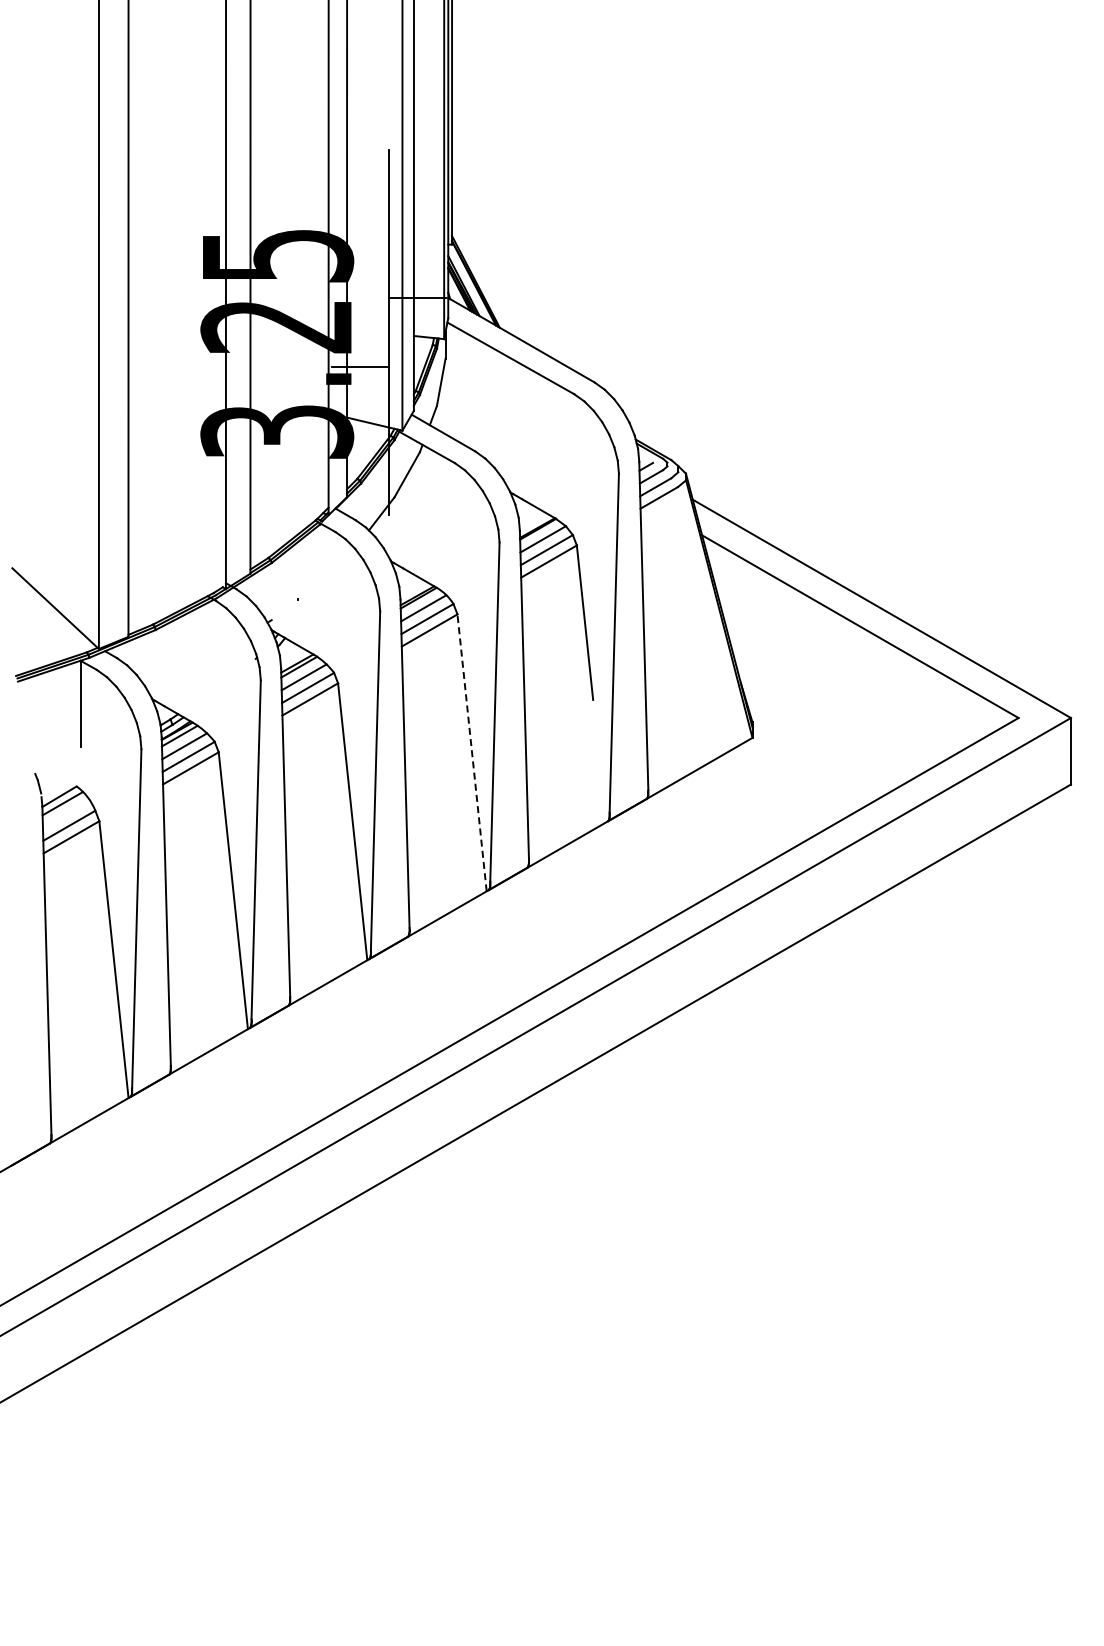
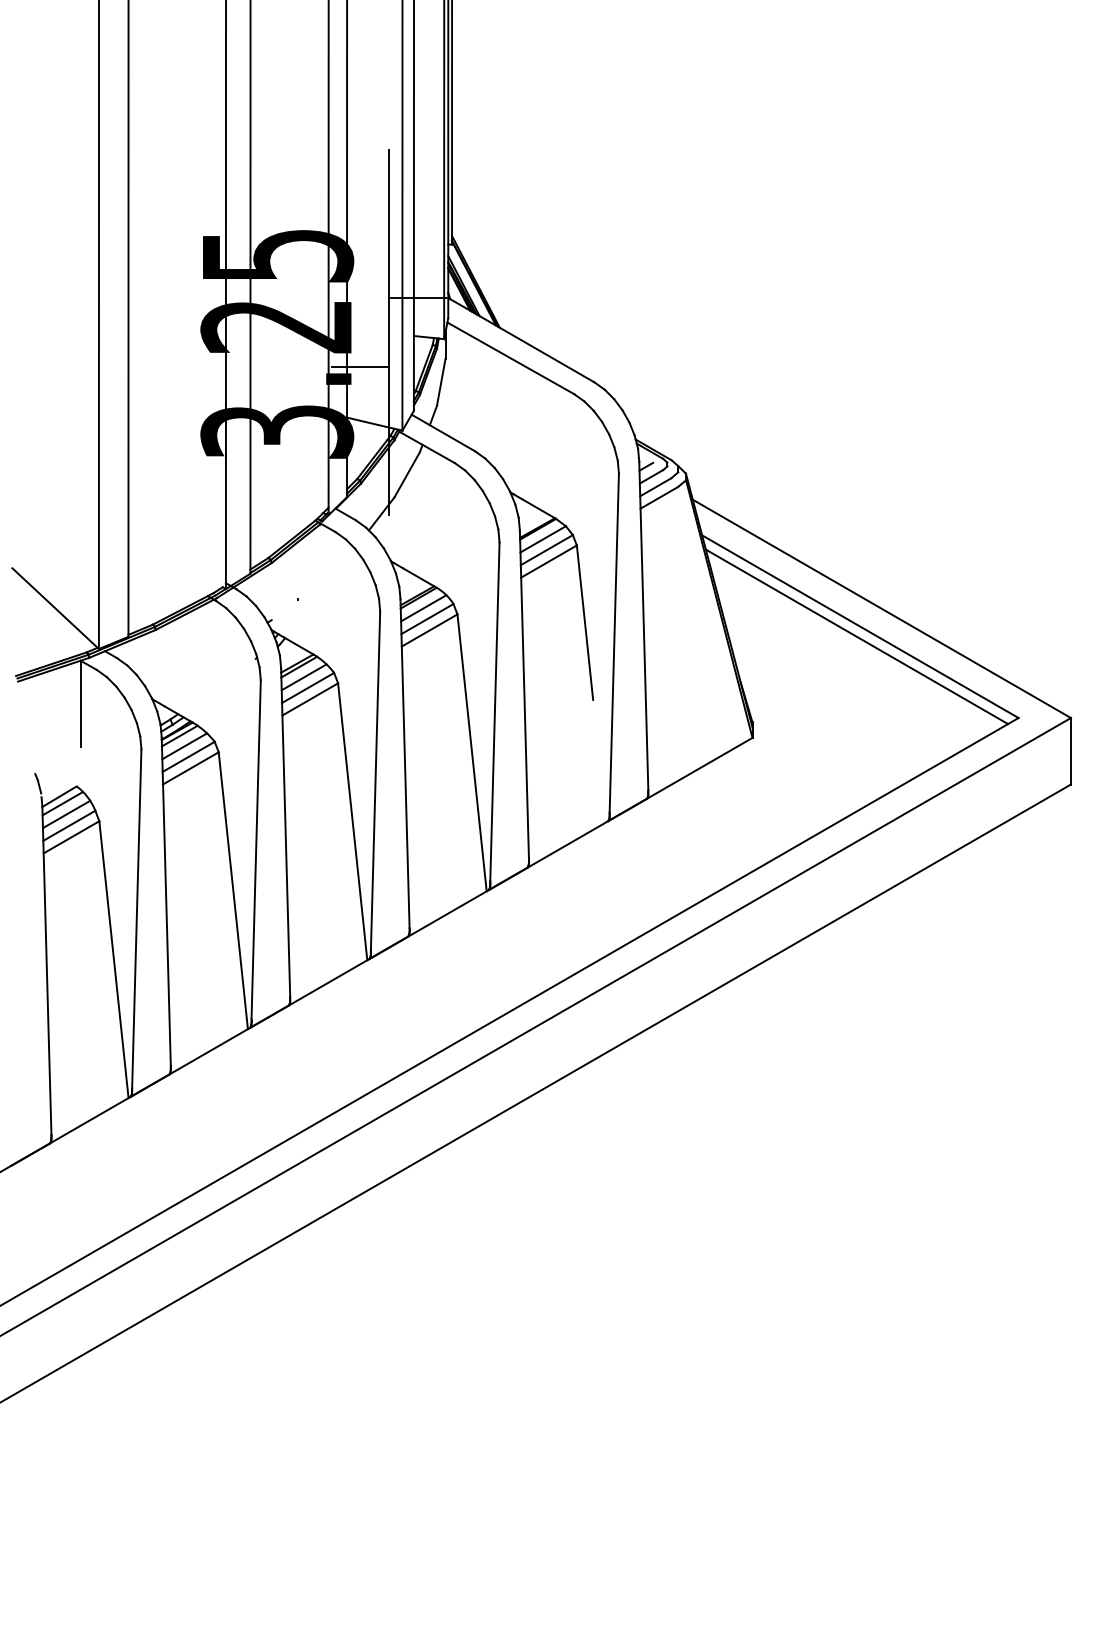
line: none -> present (856, 636)
line: dashed -> solid (472, 752)
line: none -> present (66, 814)
